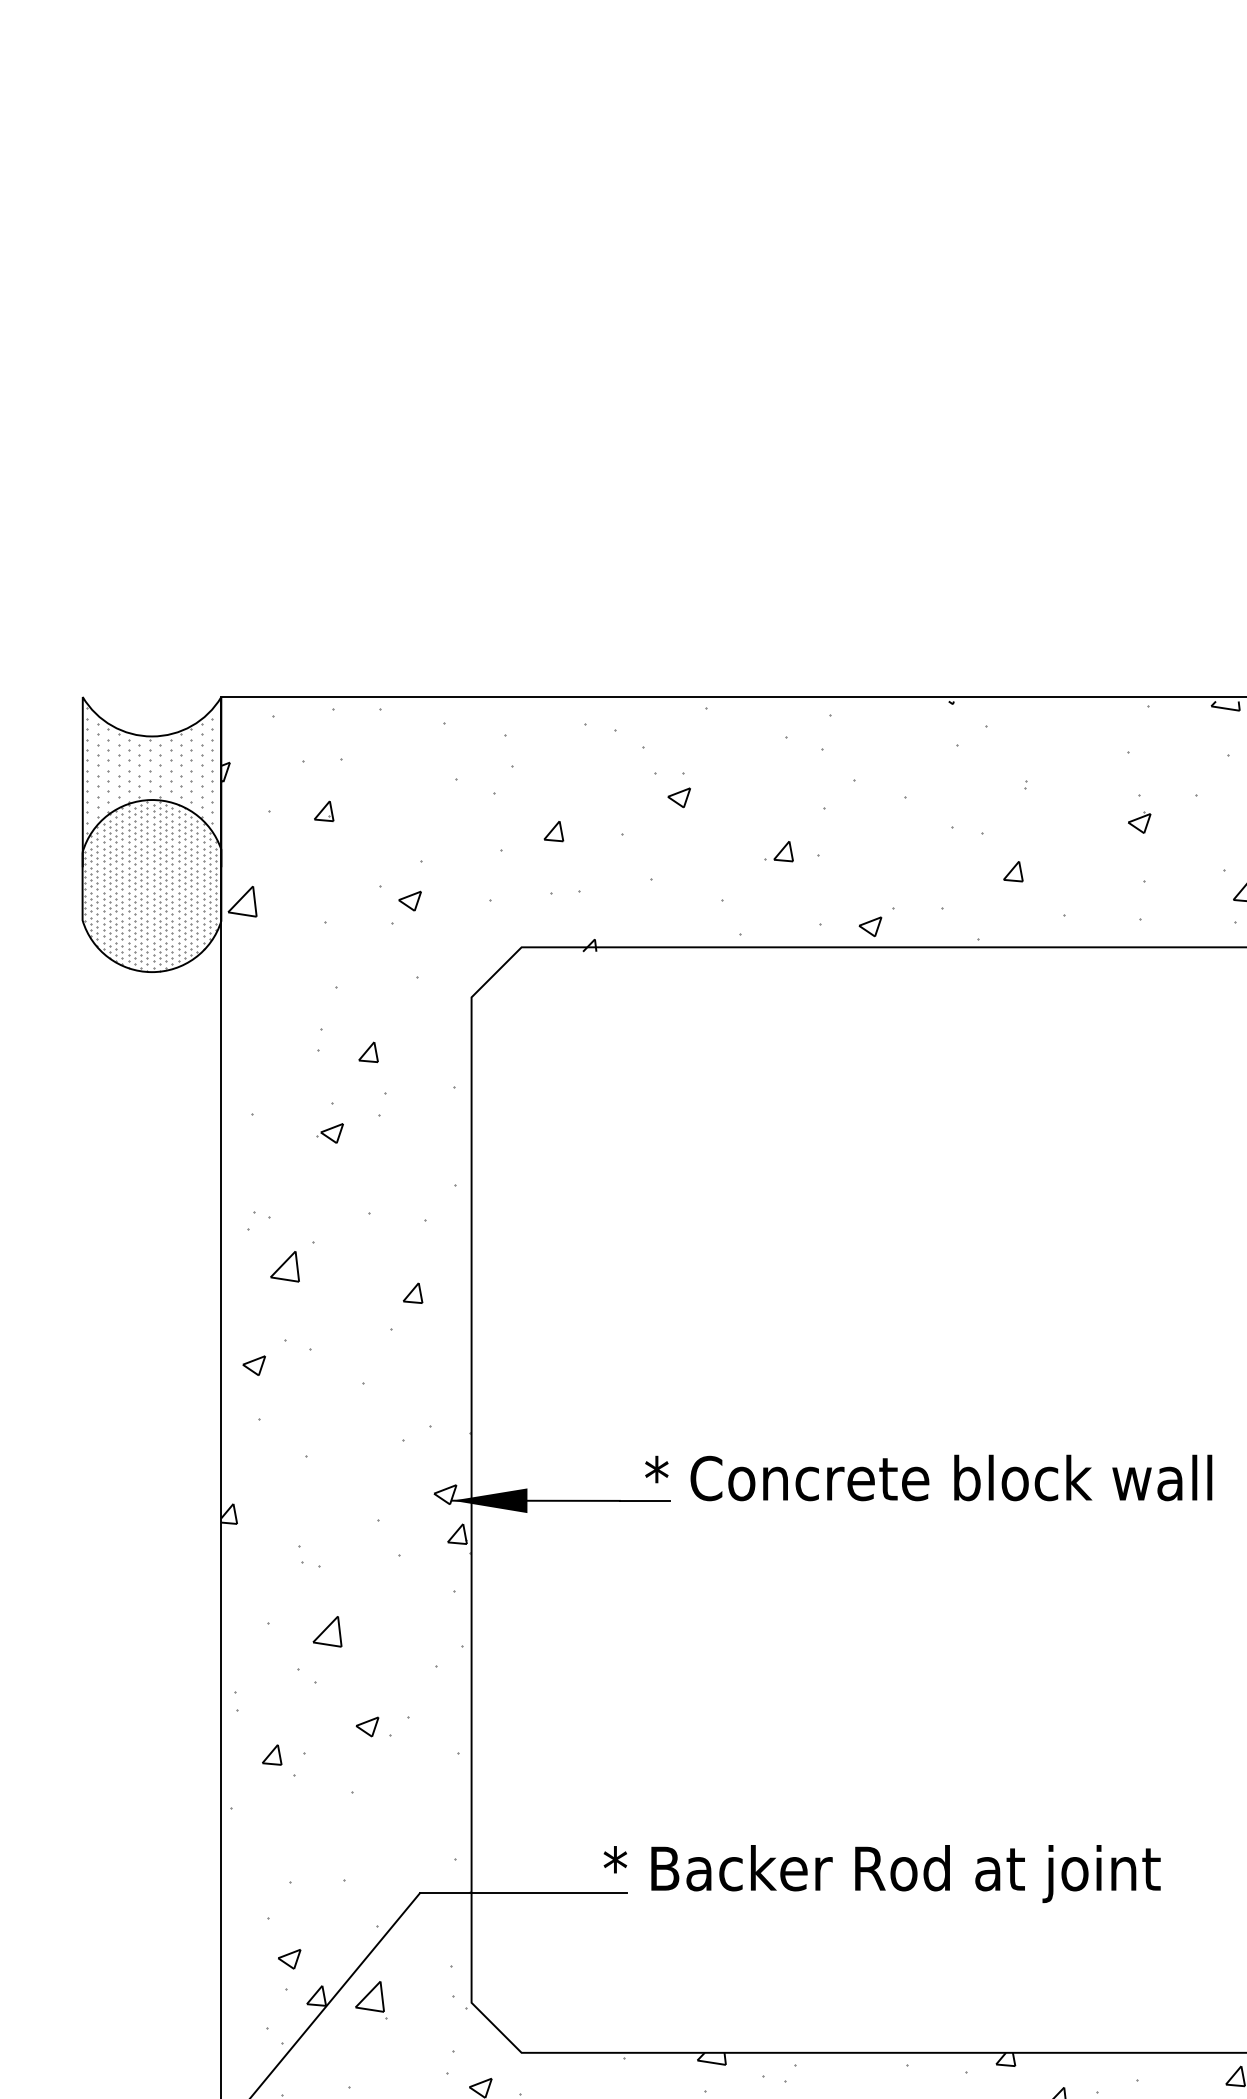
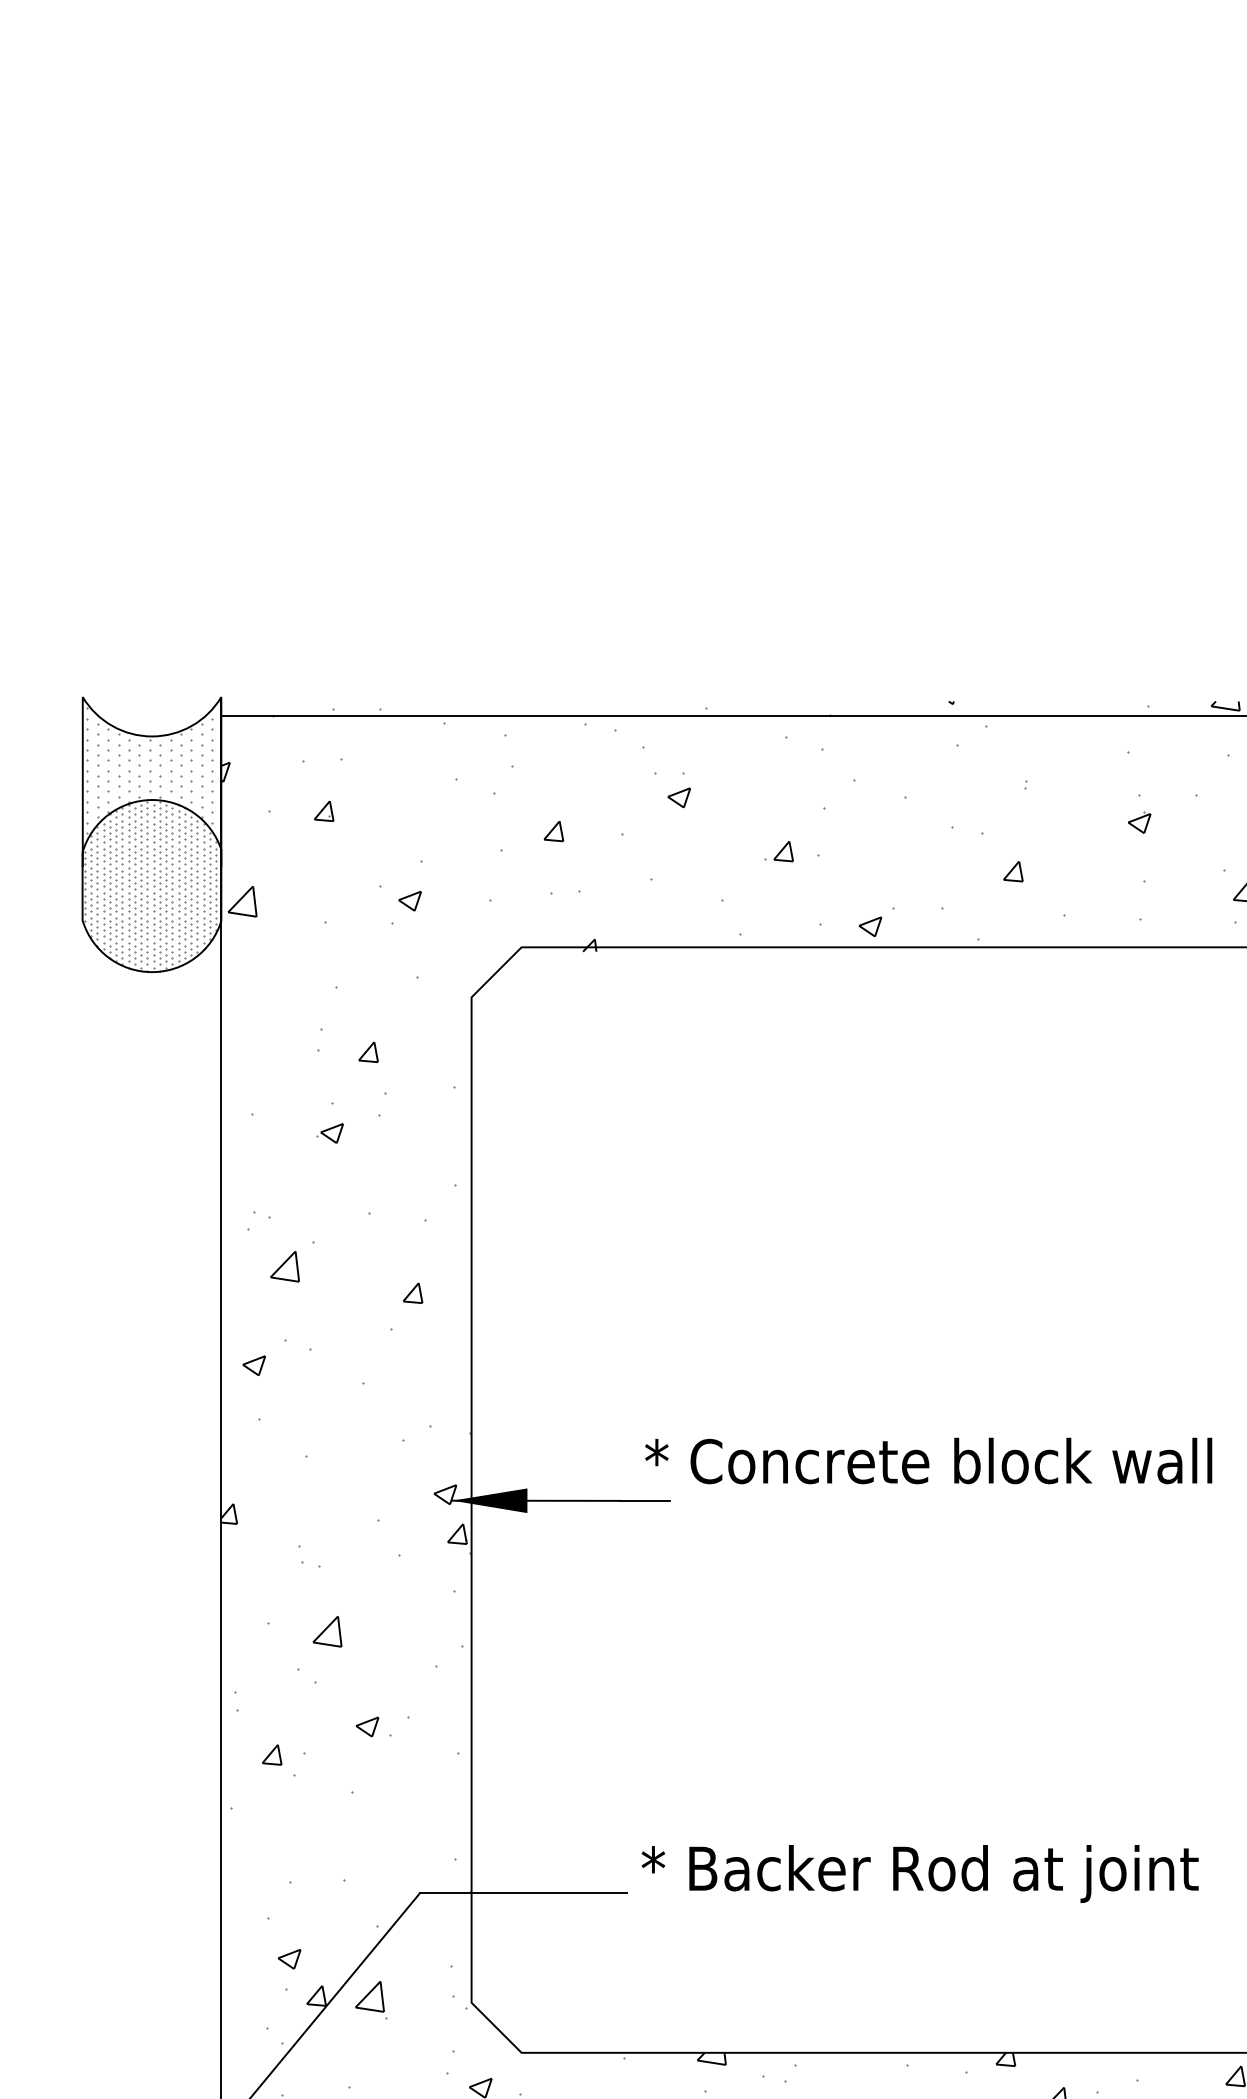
line position: (732, 697) -> (732, 716) (732, 716)
text position: (928, 1477) -> (928, 1460) (928, 1460)
text position: (881, 1874) -> (919, 1874) (919, 1874)
